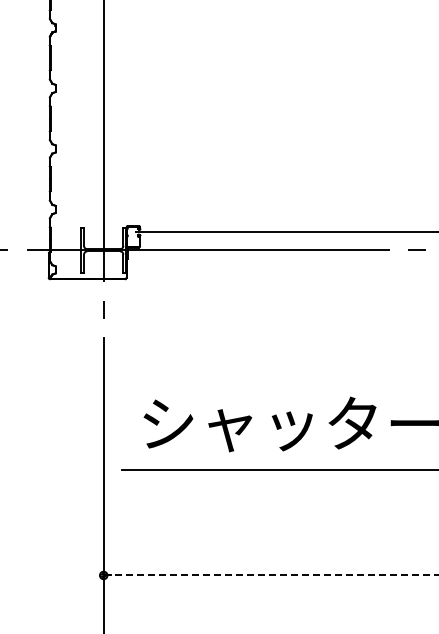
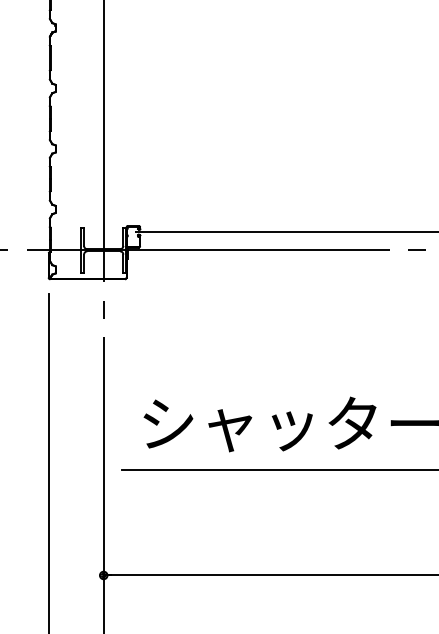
line: none -> present (49, 462)
line: dashed -> solid (271, 575)
